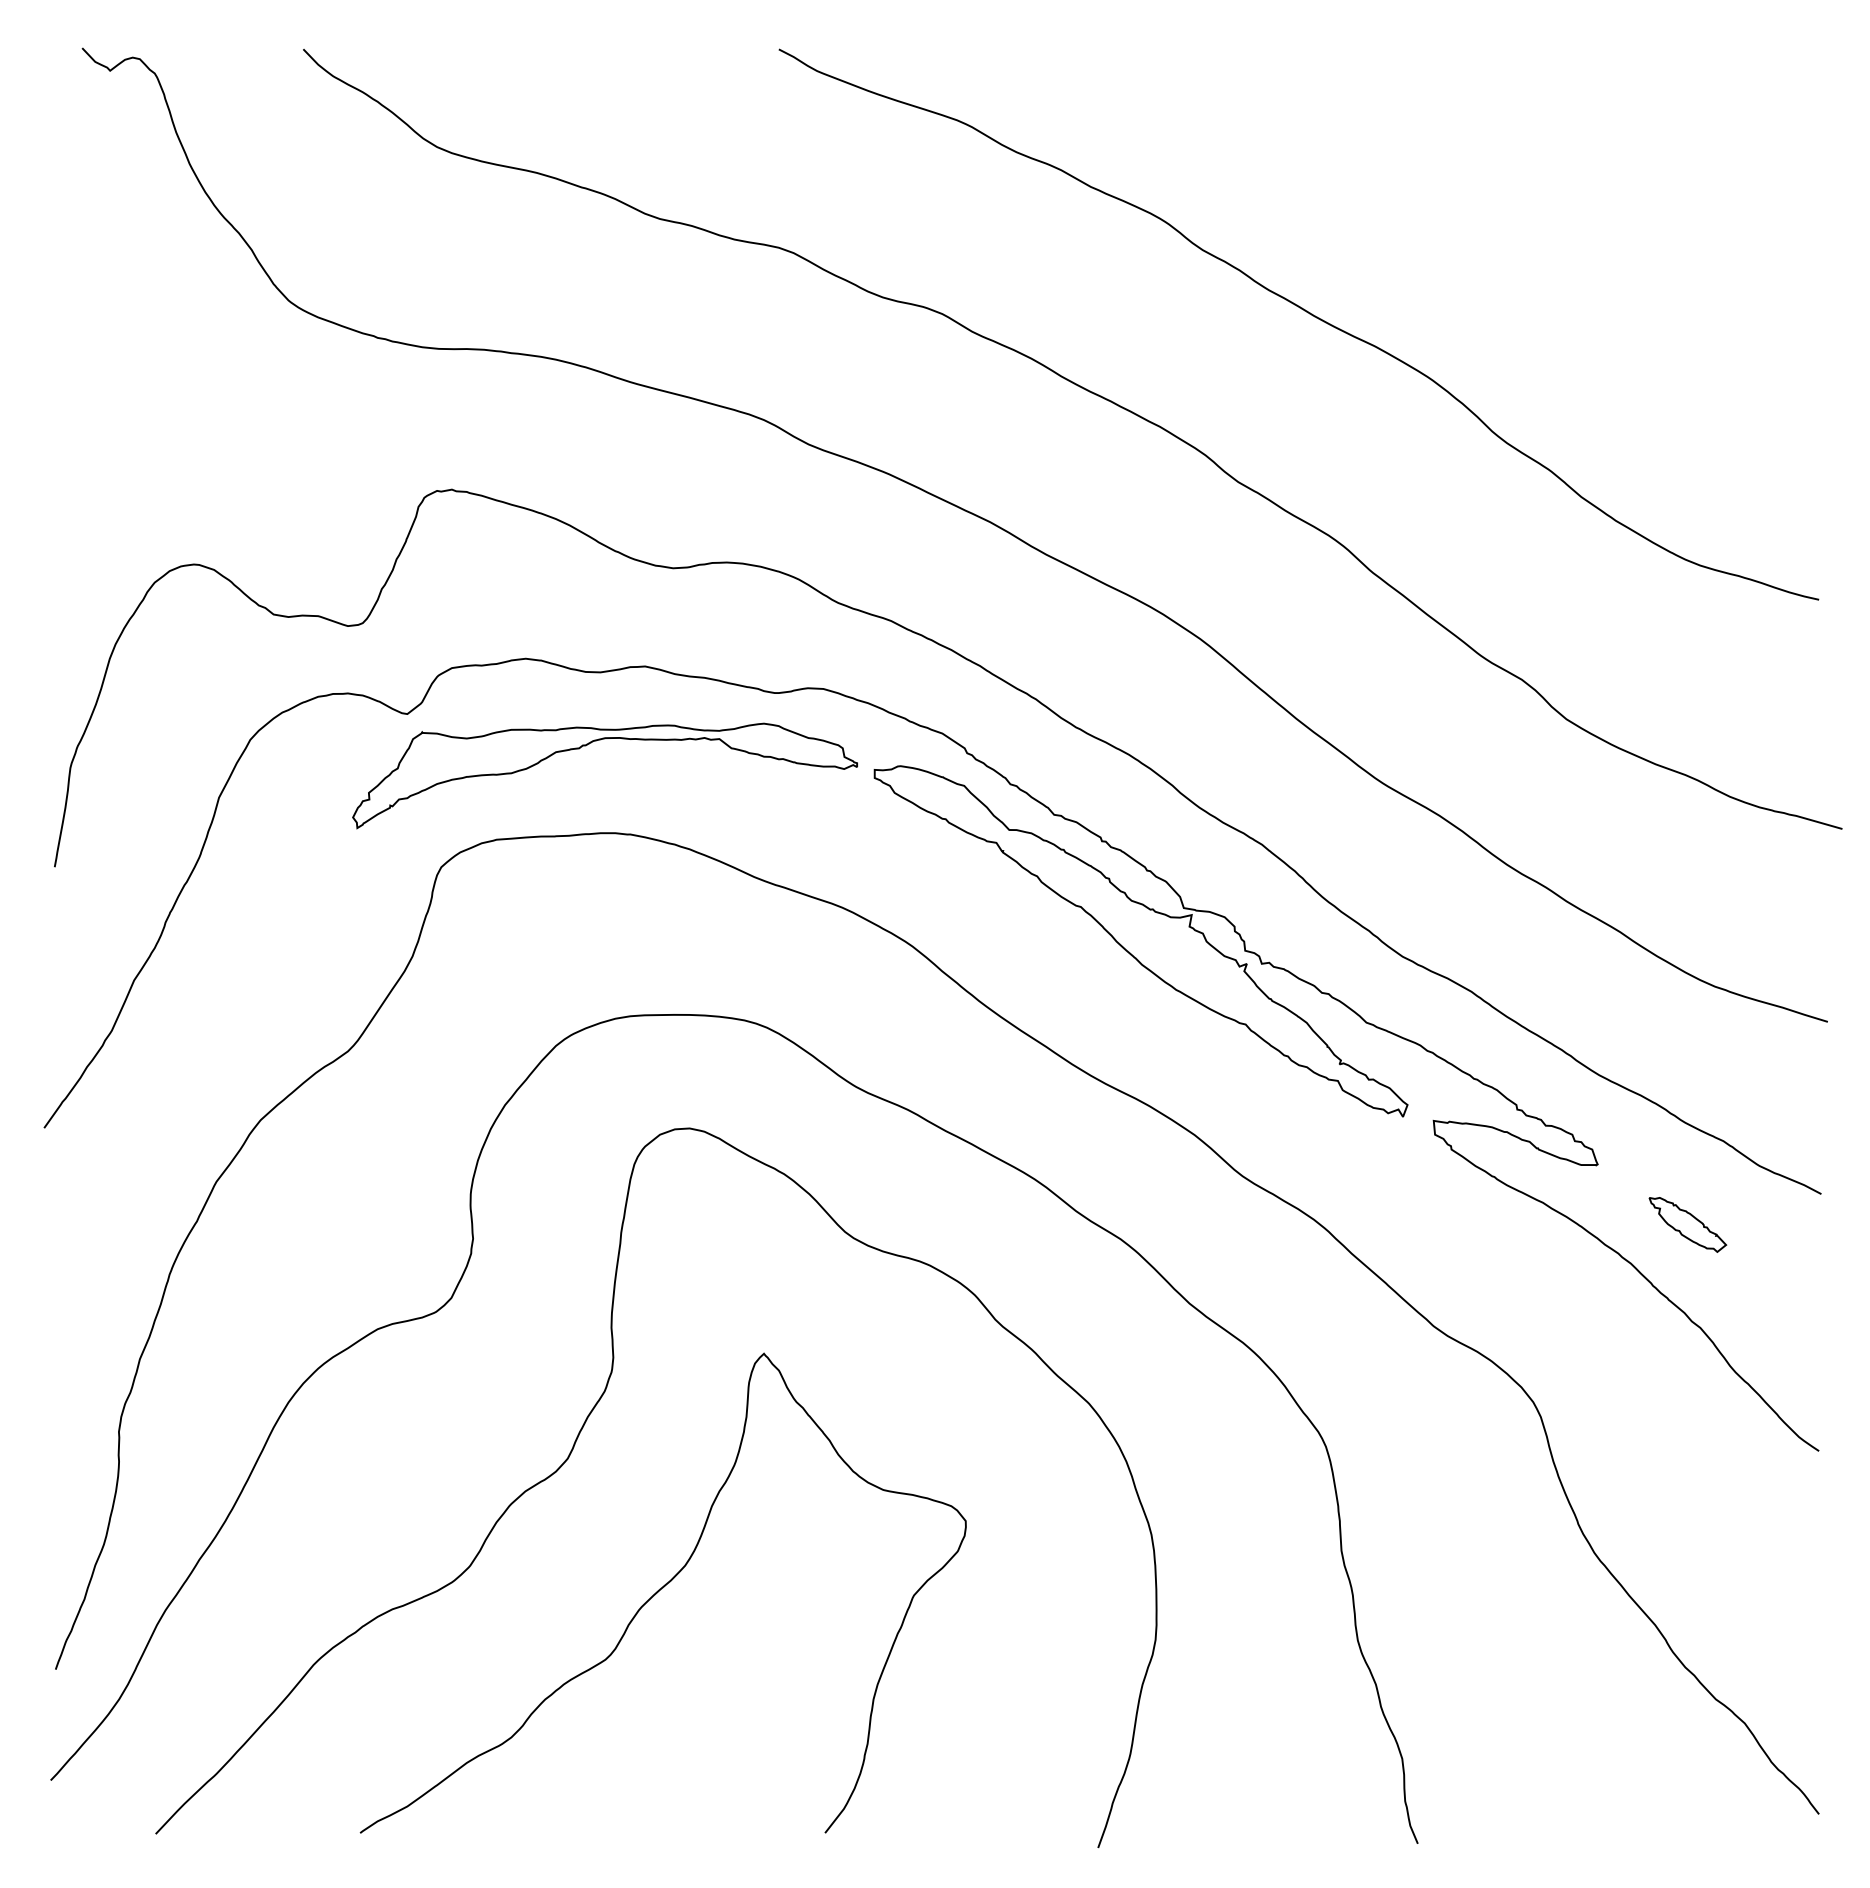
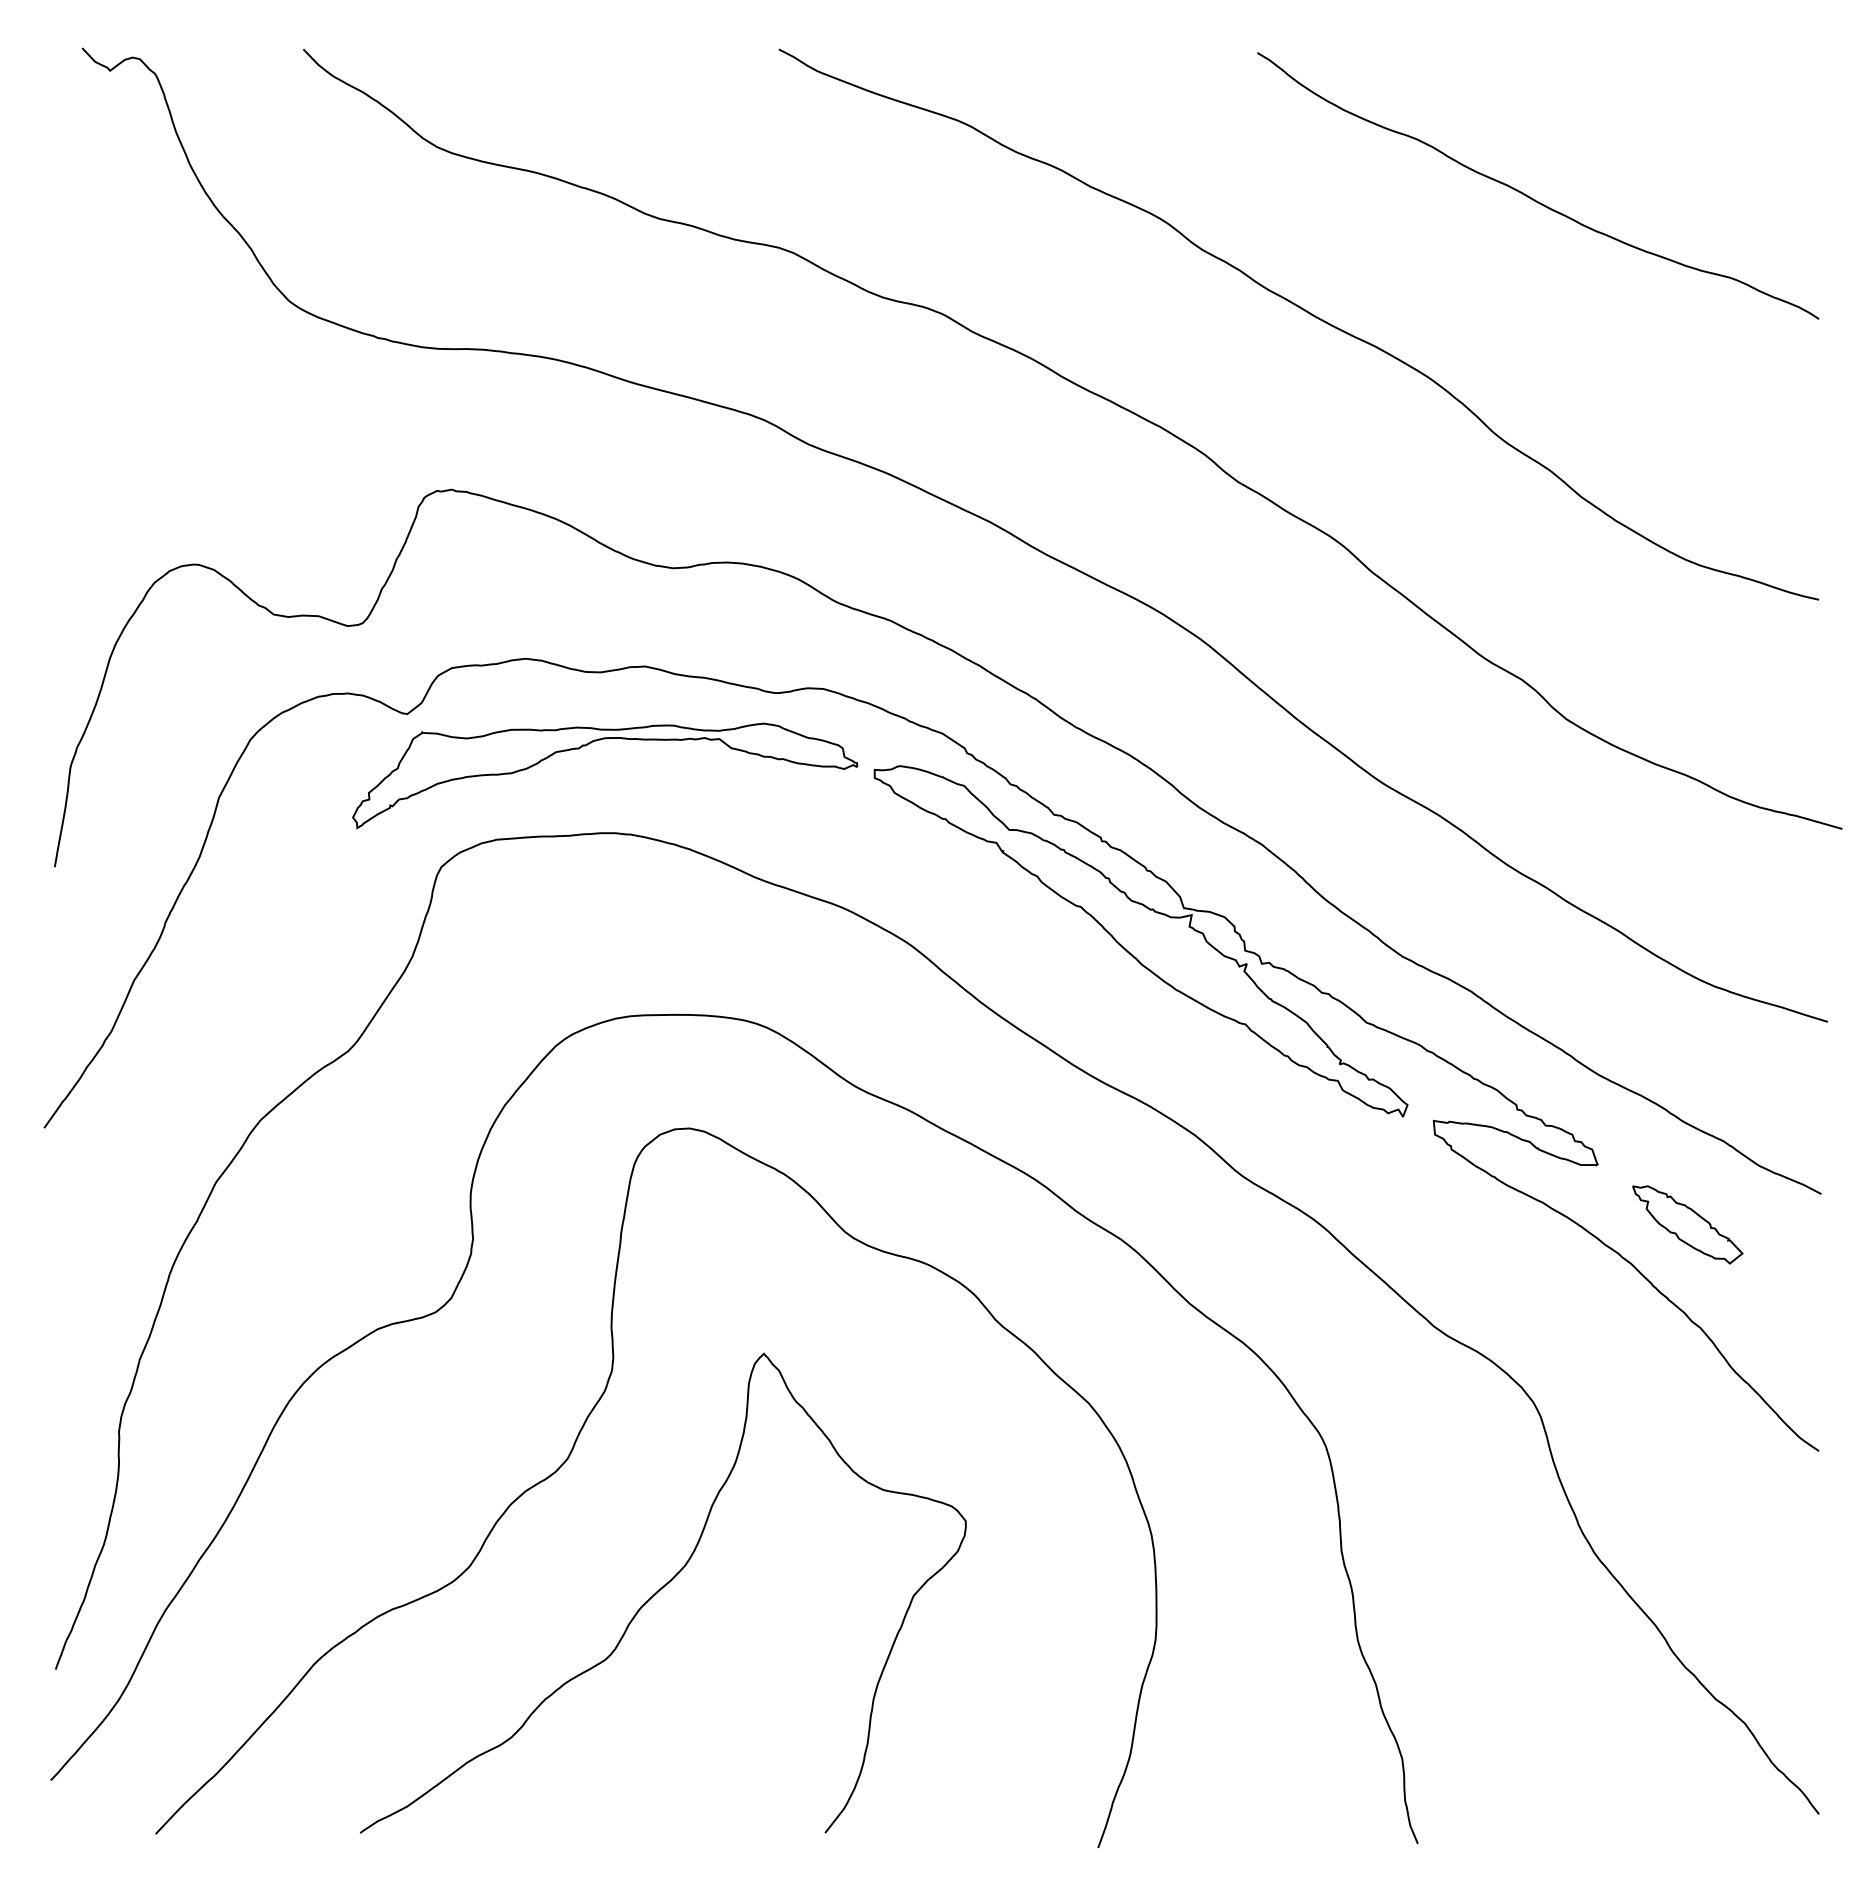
curve: none -> present (1530, 196)
part size: 80x56 px -> 112x80 px (1687, 1224)
